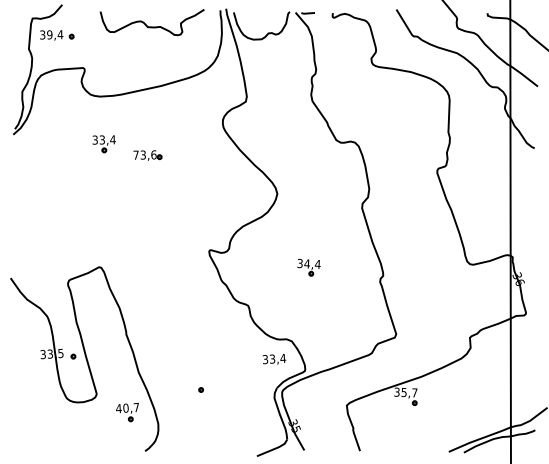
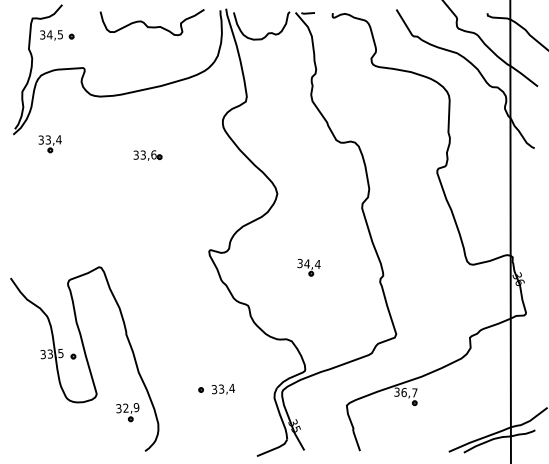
text: 39,4 -> 34,5 (54, 34)
part position: (103, 144) -> (49, 144) (49, 144)
text: 73,6 -> 33,6 (135, 154)
text position: (274, 359) -> (223, 389) (223, 389)
text: 35,7 -> 36,7 (403, 392)
text: 40,7 -> 32,9 (127, 408)
